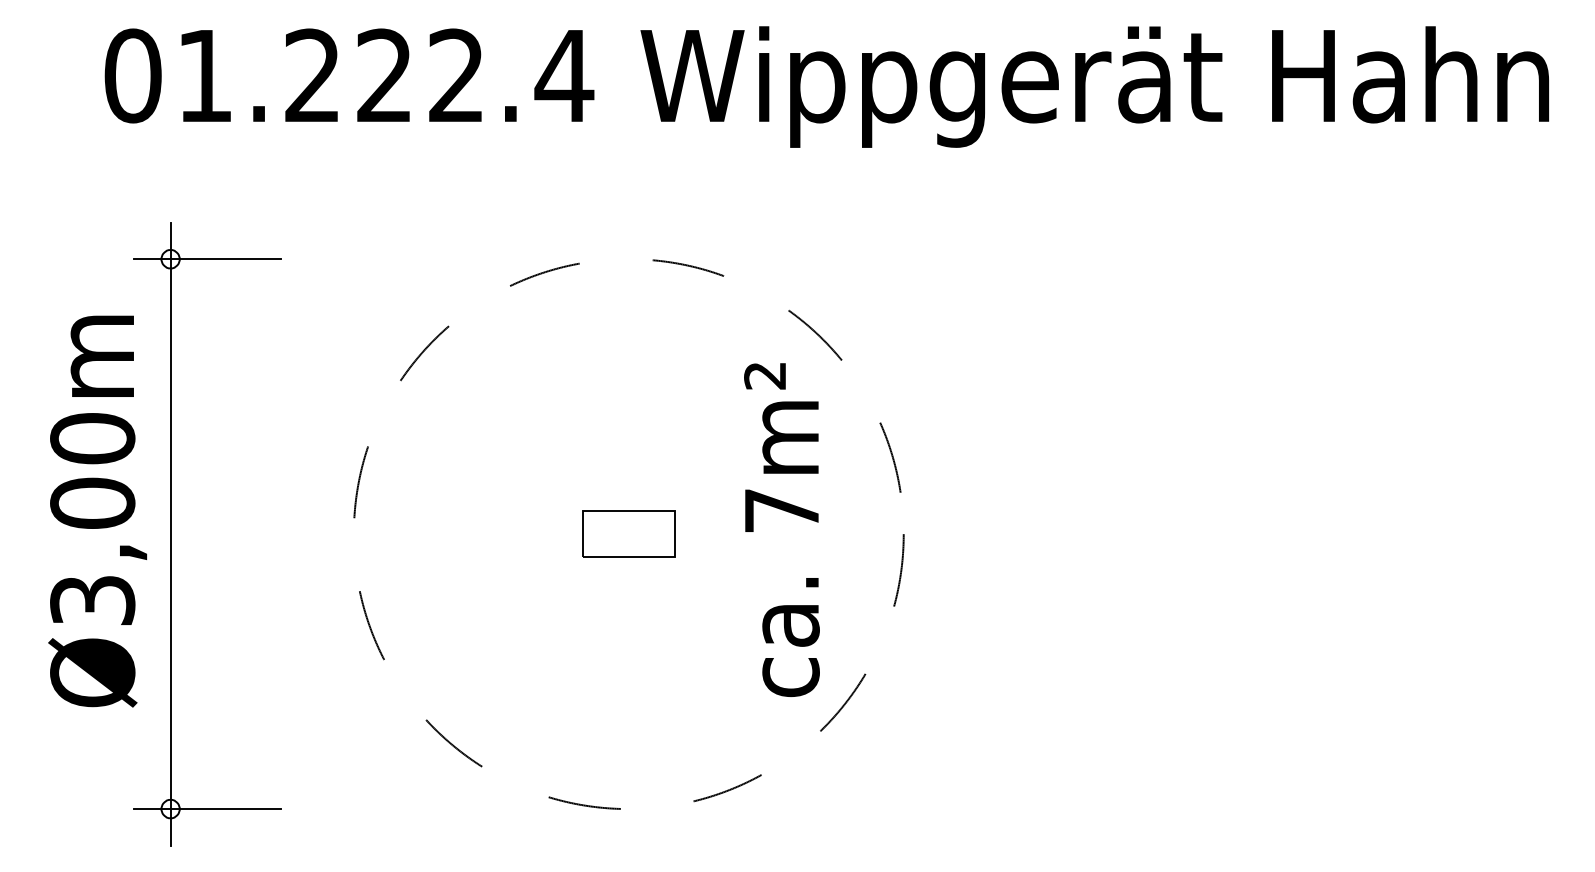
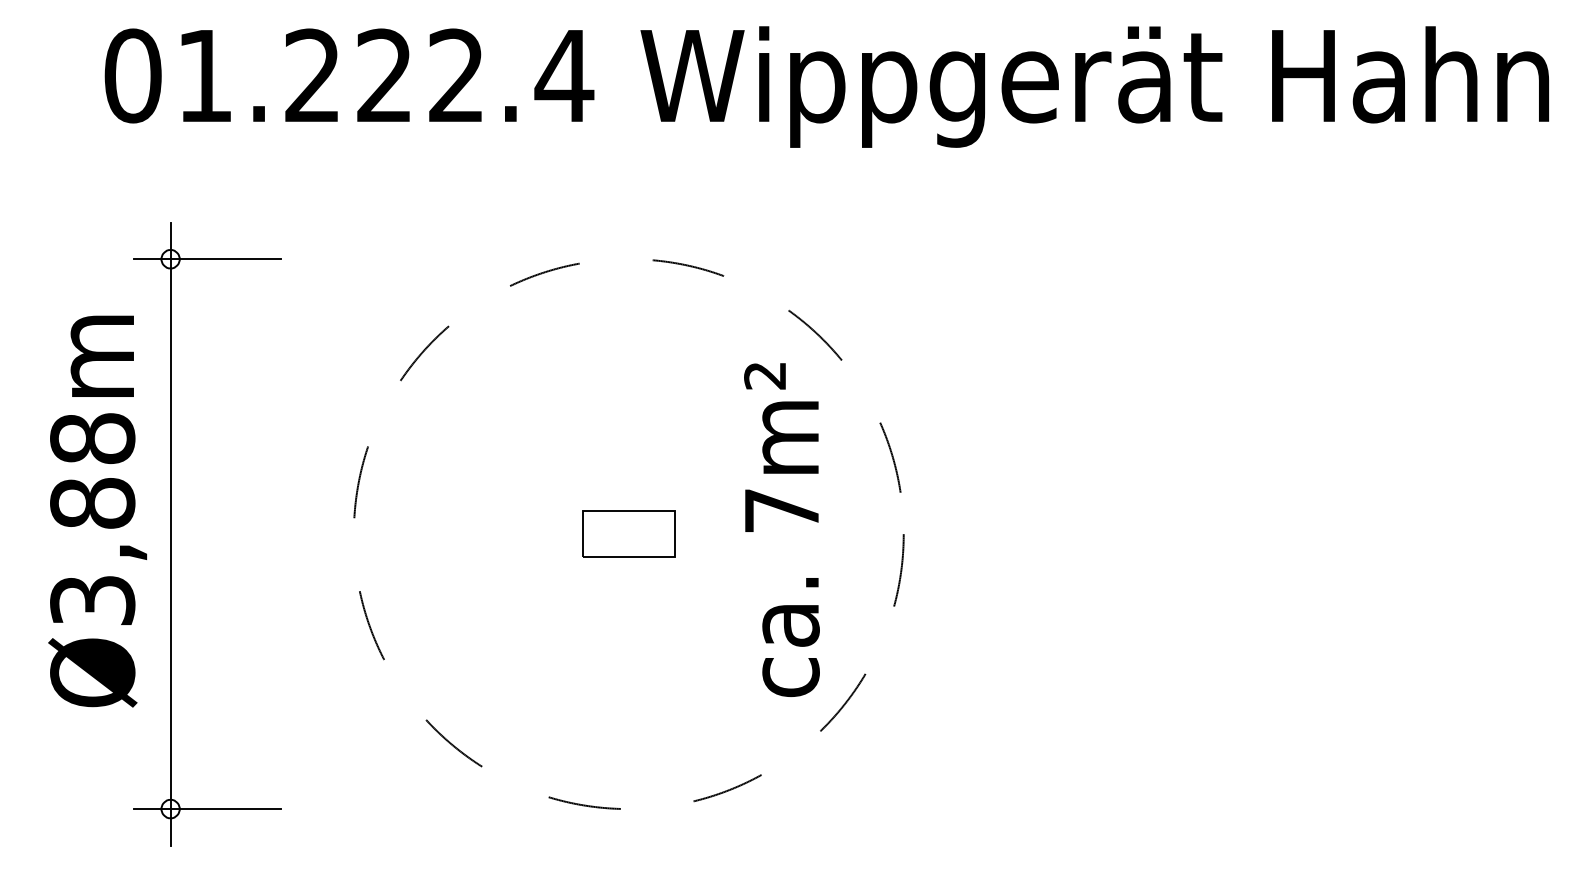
text: Ø3,00m -> Ø3,88m (92, 470)
